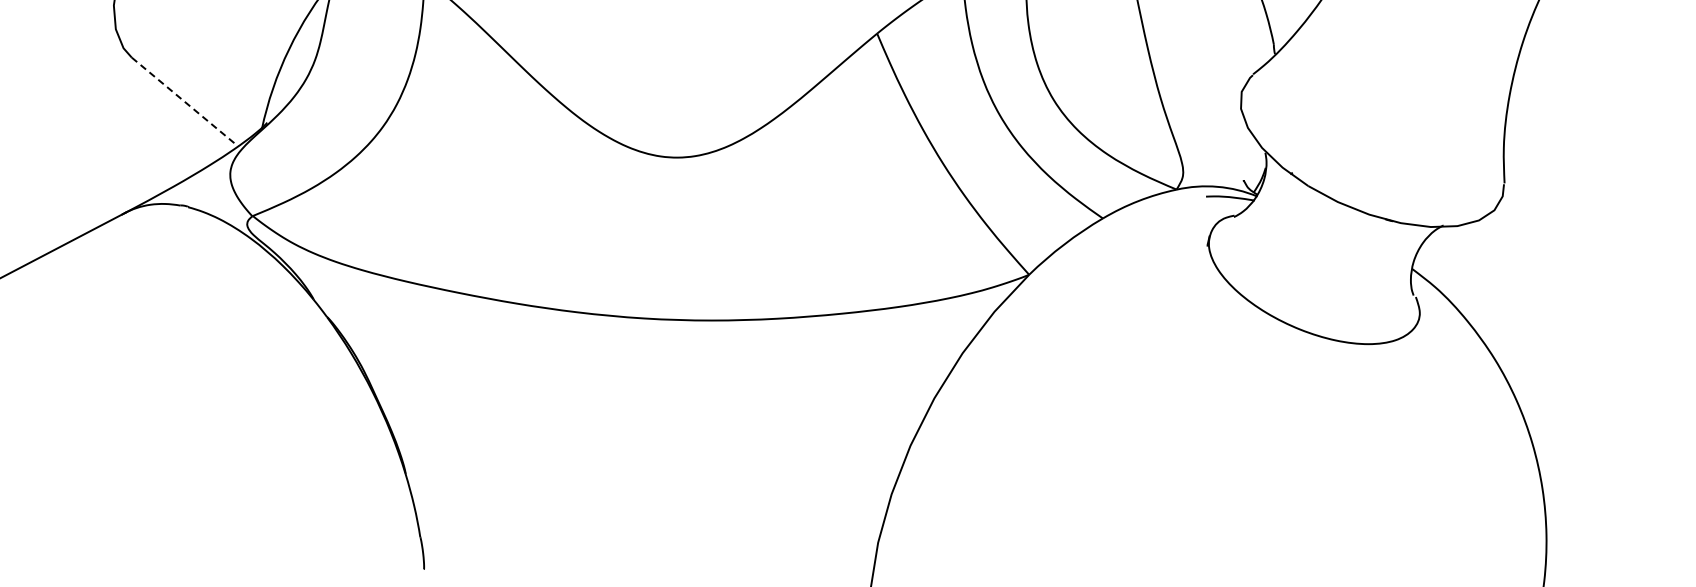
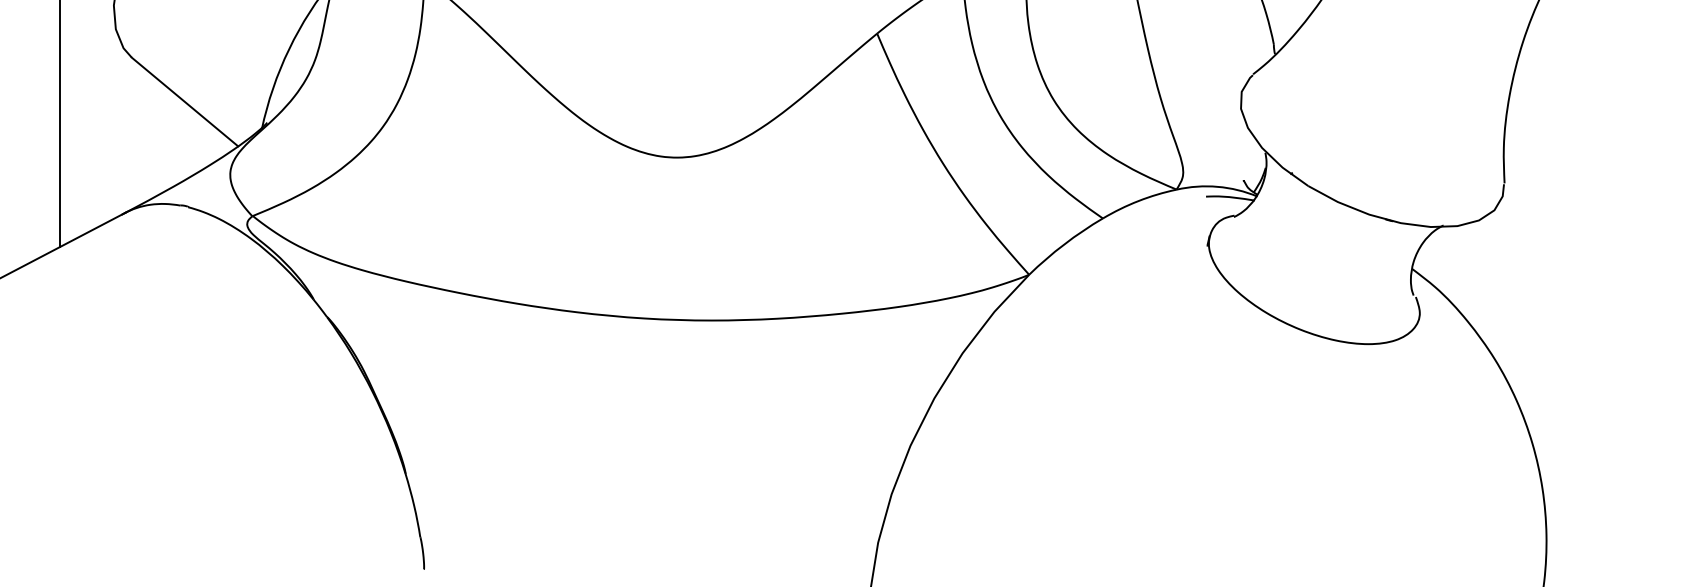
line: dashed -> solid (185, 102)
line: none -> present (60, 124)
